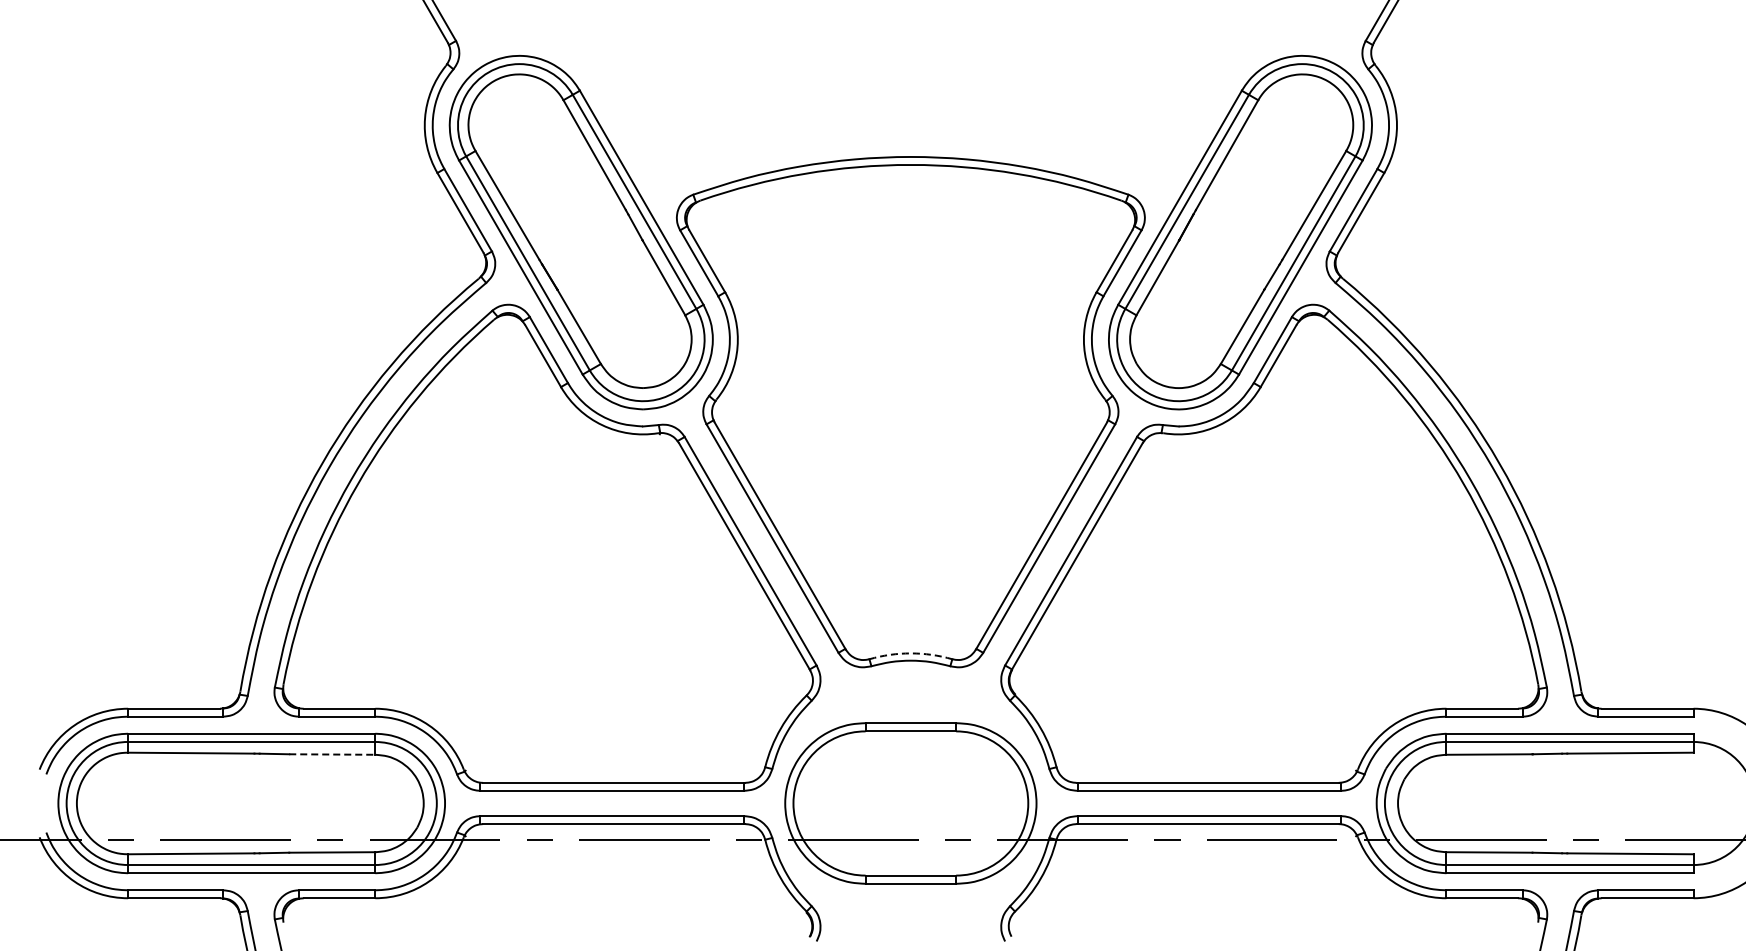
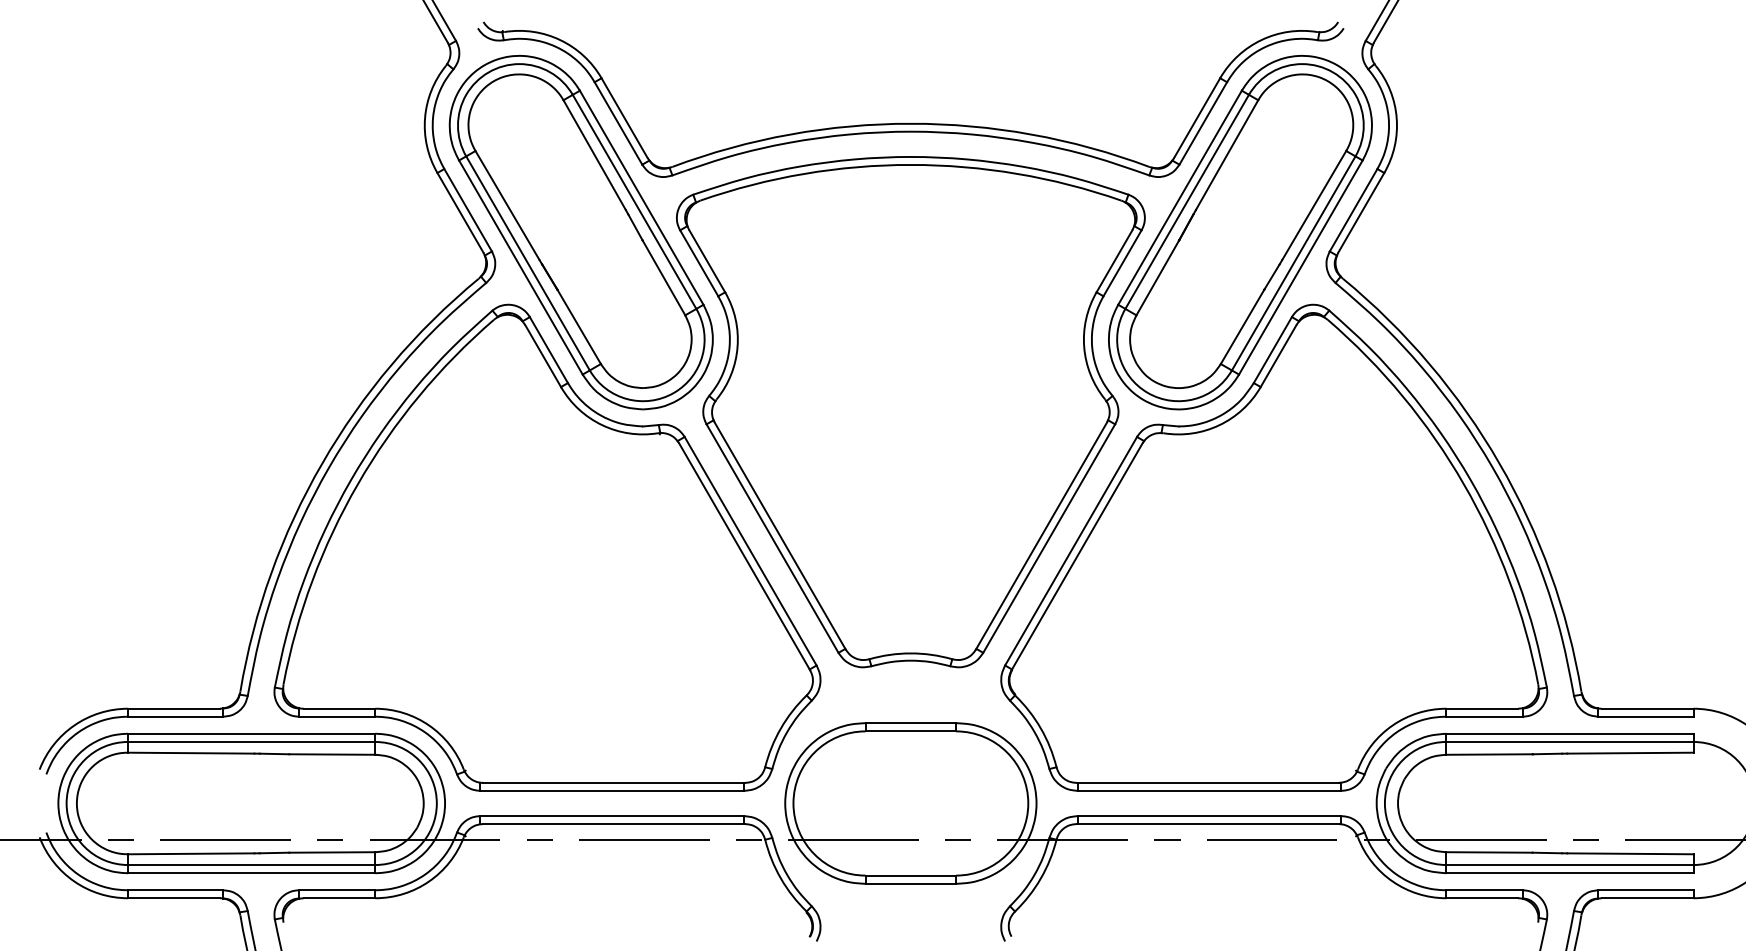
part: none -> present (910, 123)
arc: dashed -> solid (910, 653)
line: dashed -> solid (332, 754)
